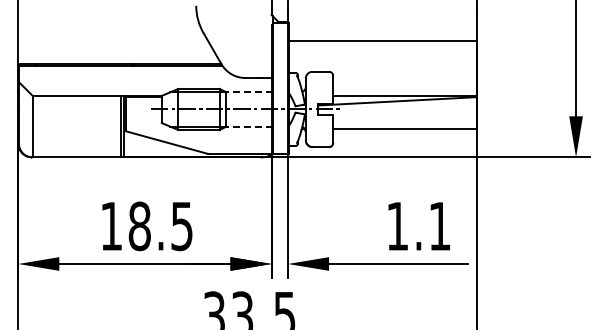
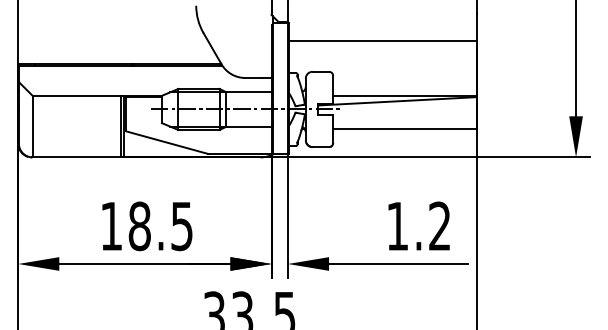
line: dashed -> solid (249, 92)
line: dashed -> solid (249, 126)
text: 1.1 -> 1.2 (439, 225)
